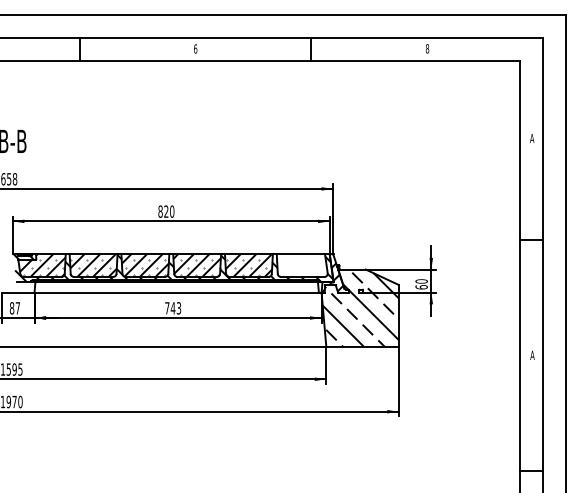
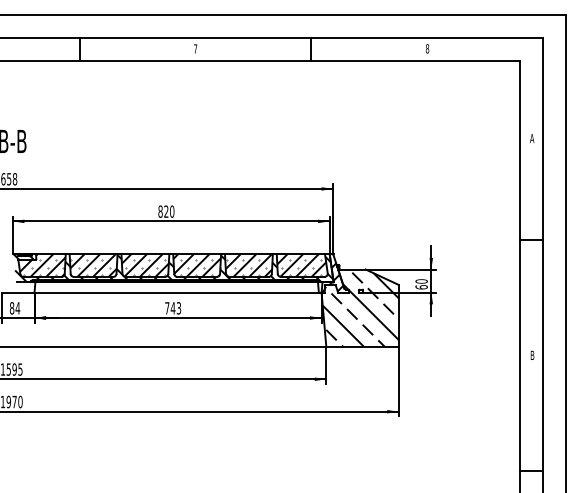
text: 6 -> 7 (195, 48)
hatch: none -> present (301, 265)
text: 87 -> 84 (17, 308)
text: A -> B (532, 354)
